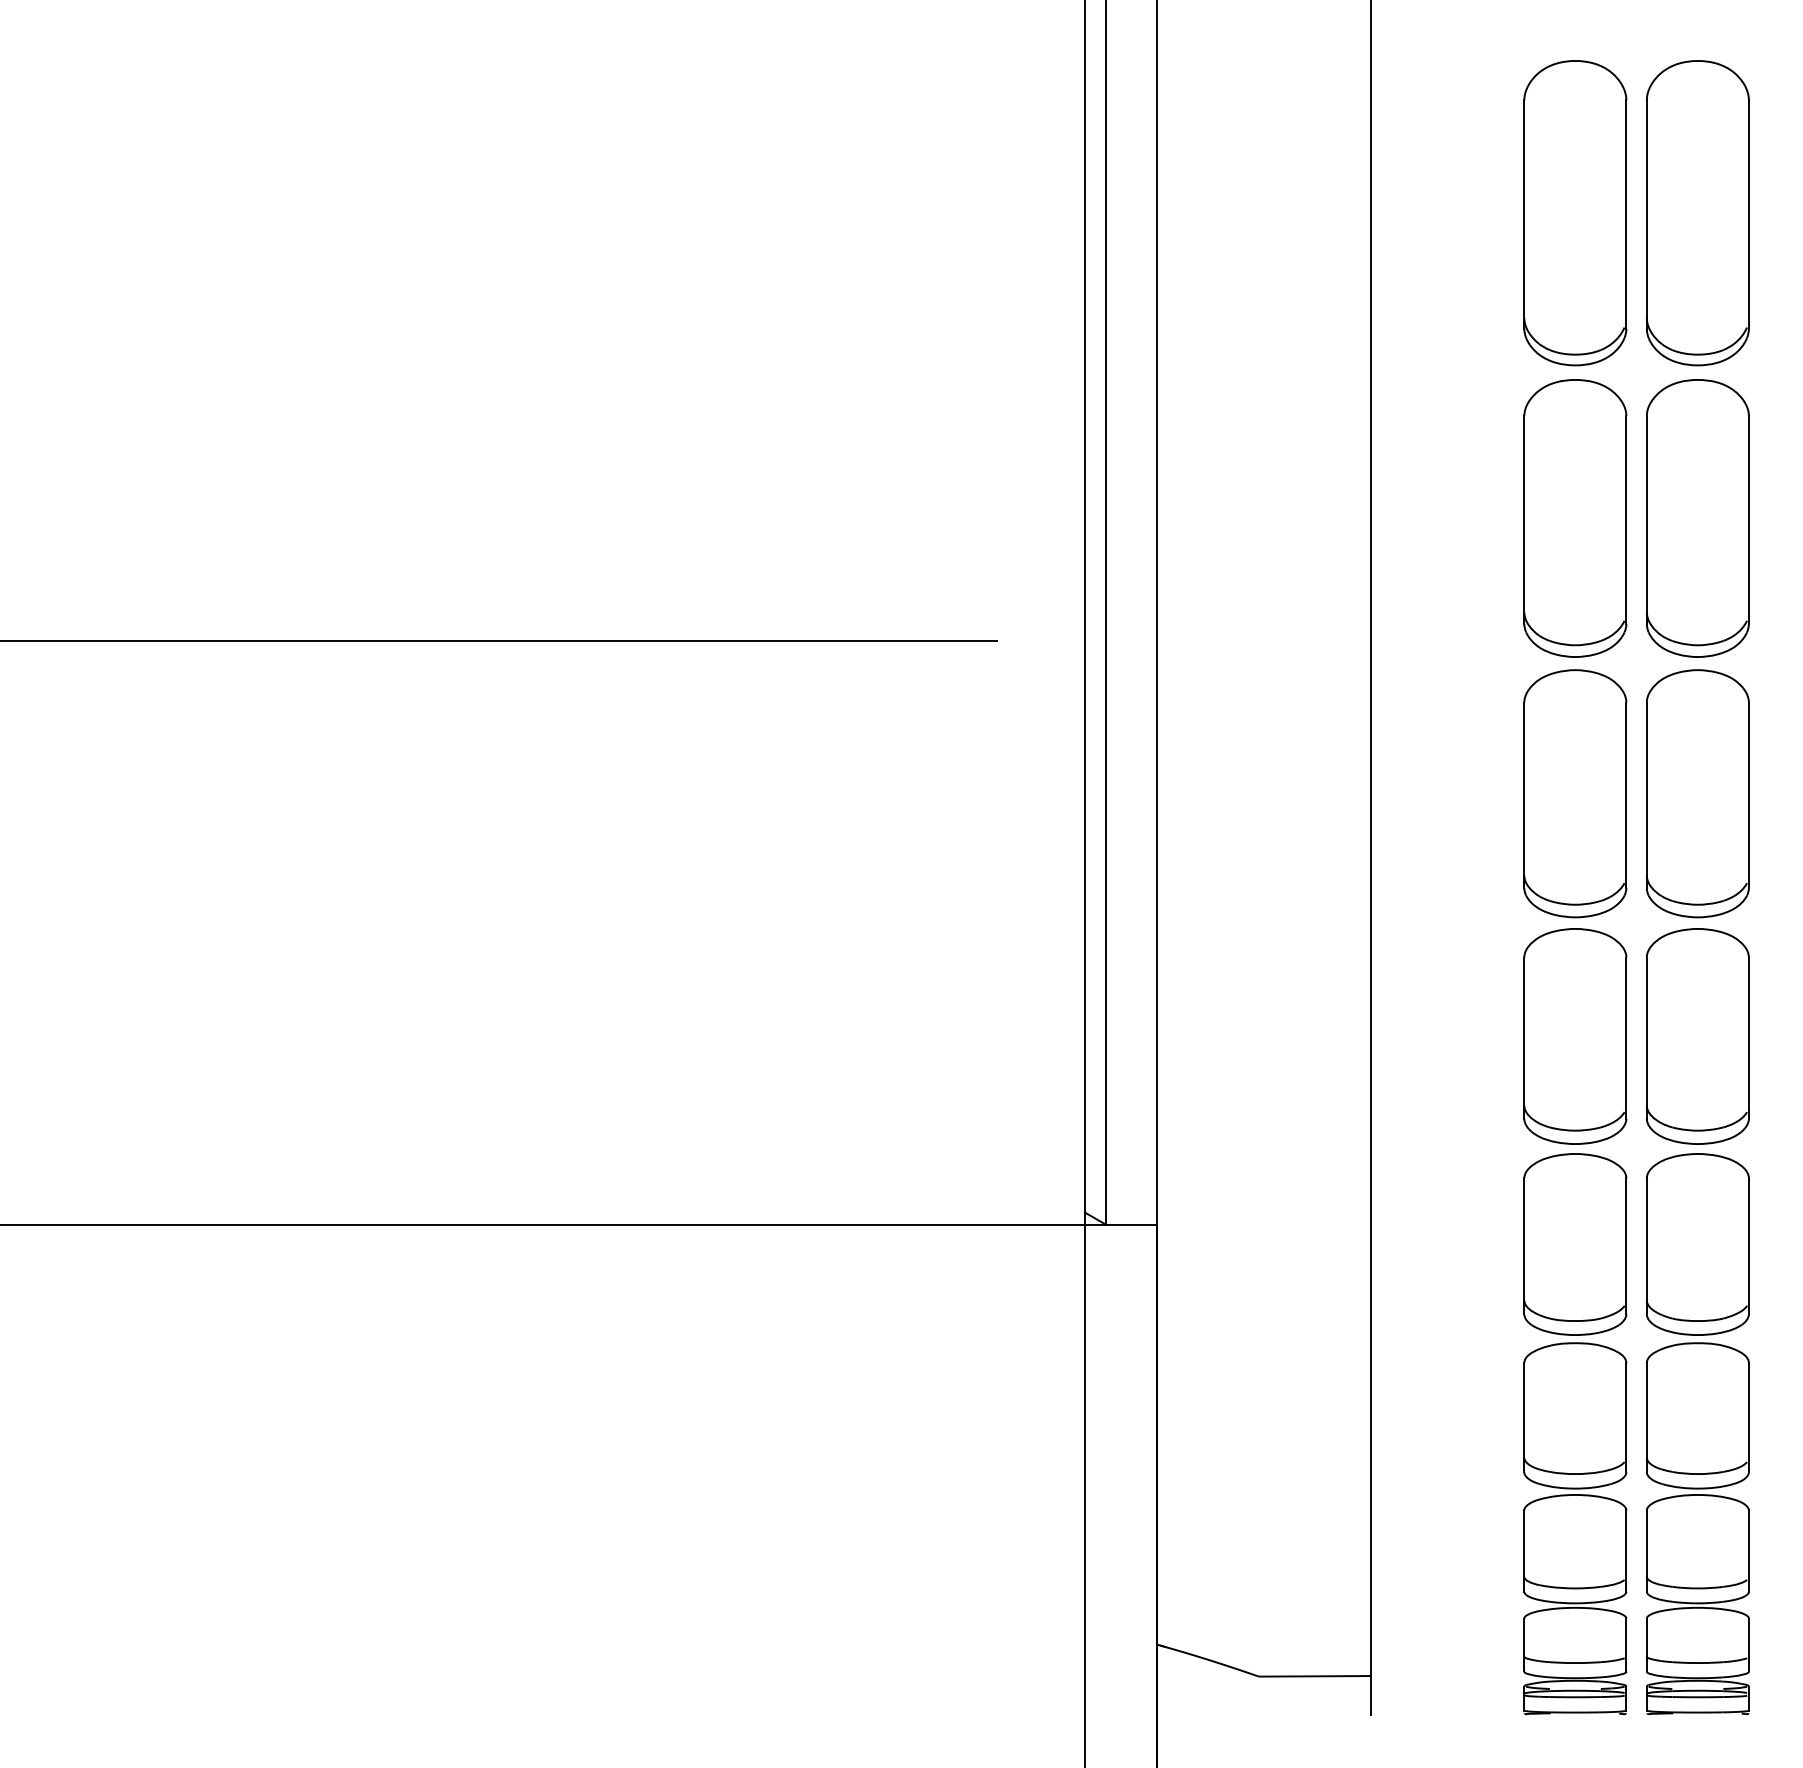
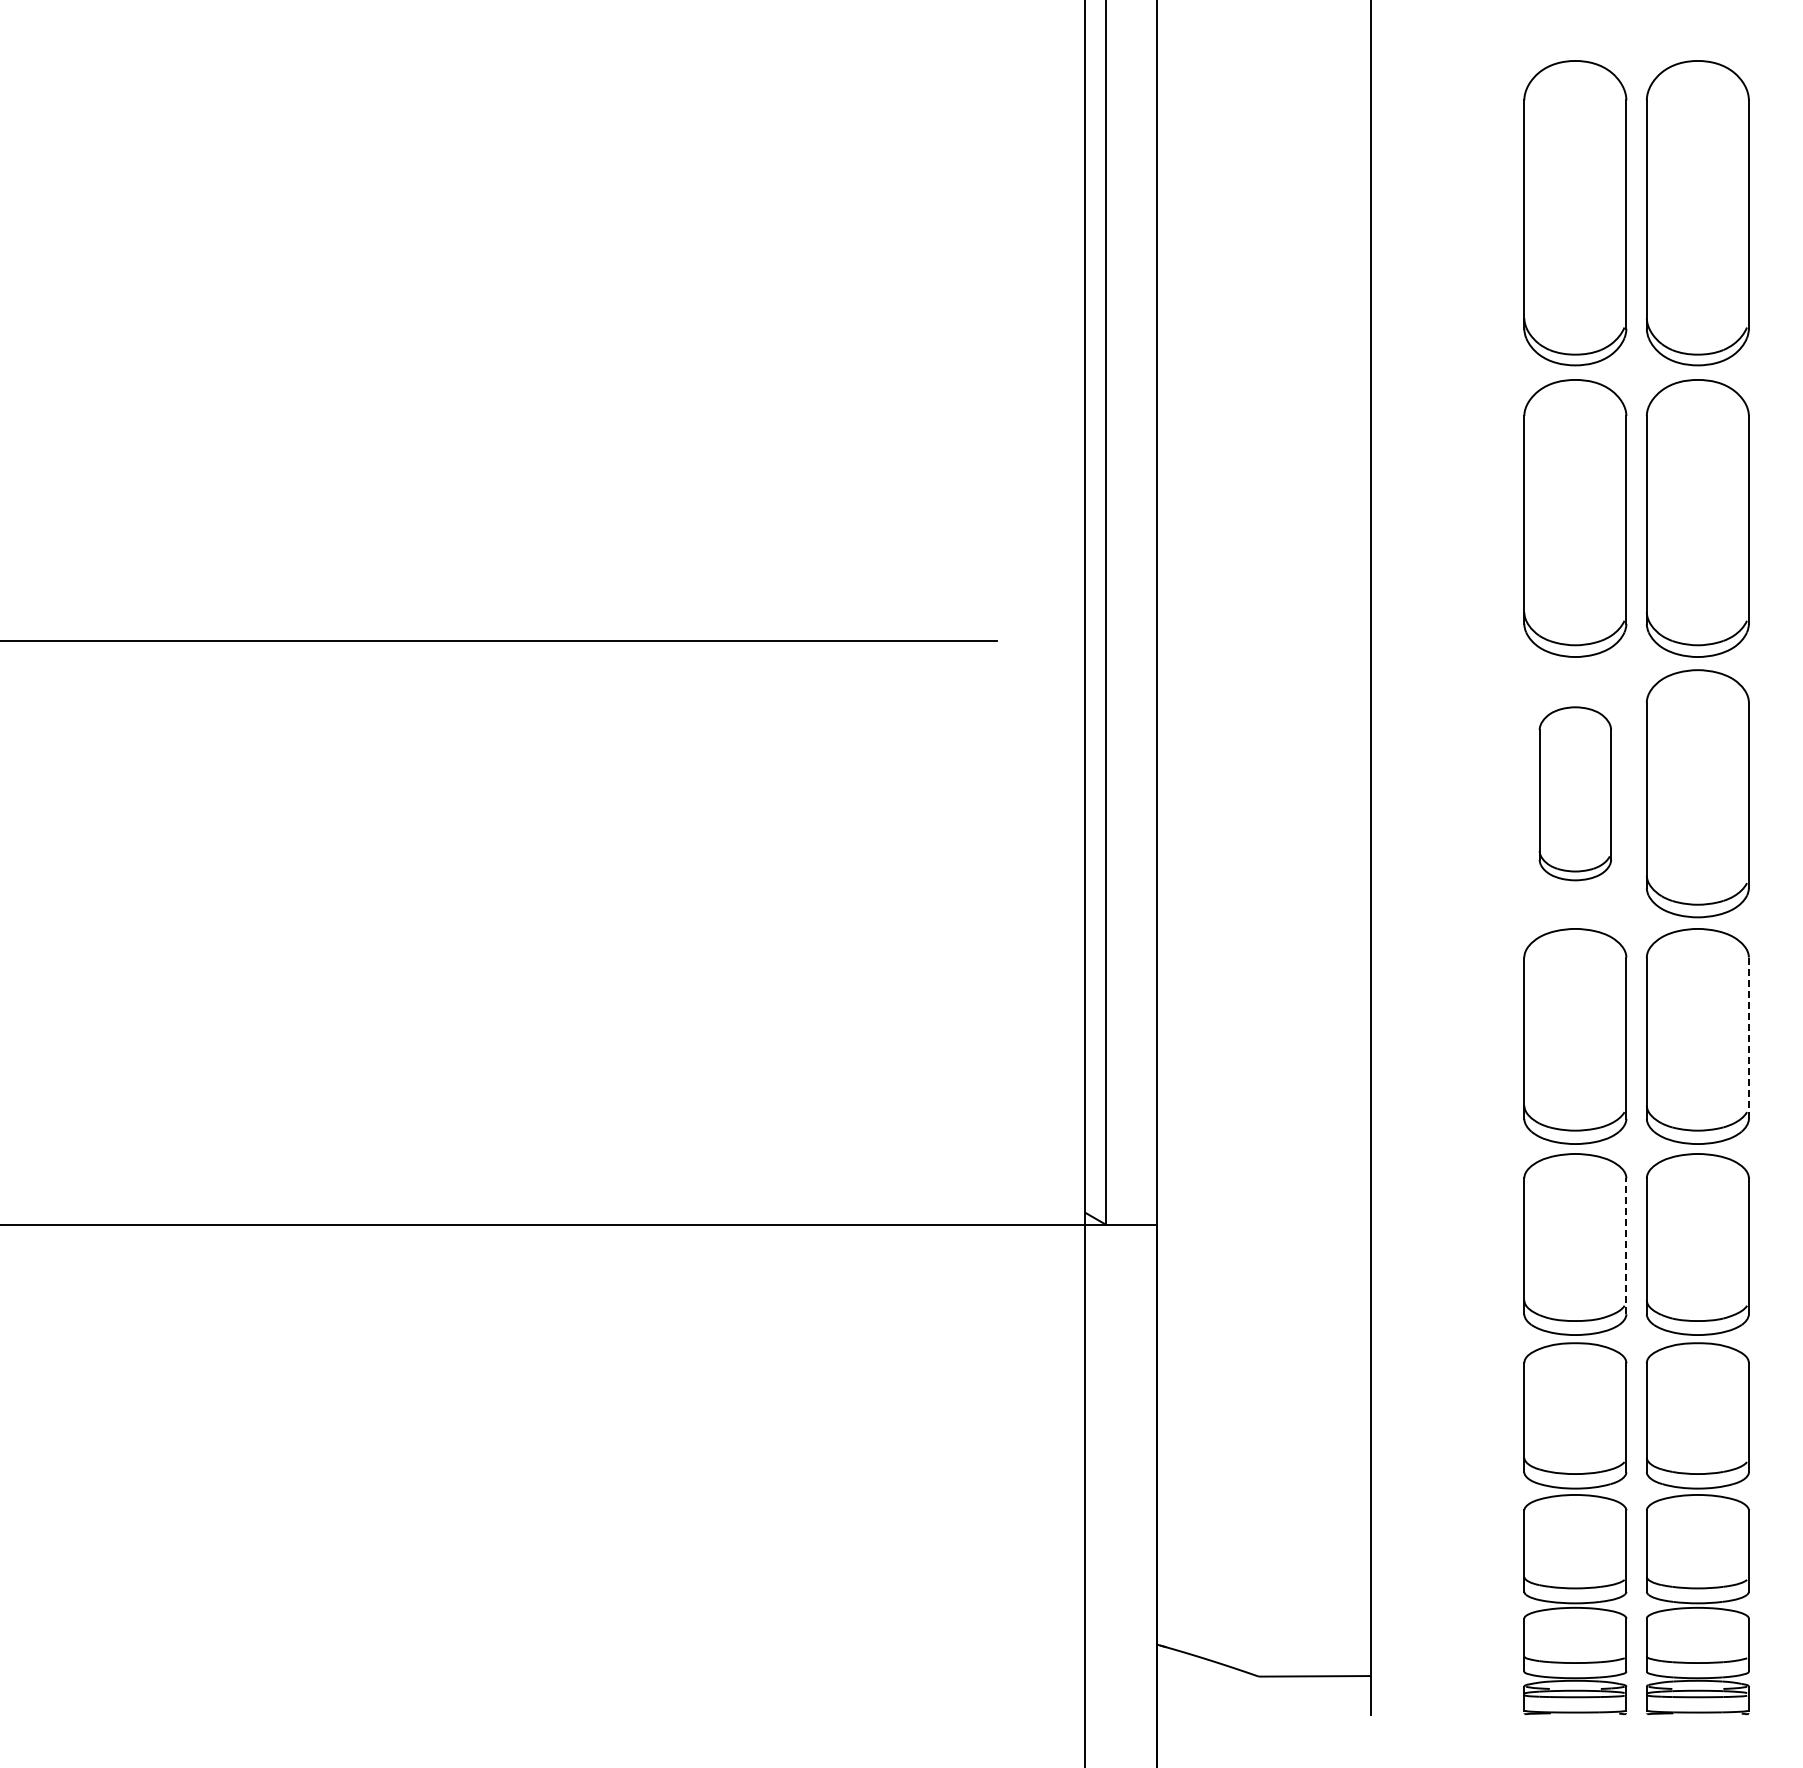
part size: 105x250 px -> 74x176 px (1574, 793)
line: solid -> dashed (1748, 1038)
line: solid -> dashed (1626, 1246)
